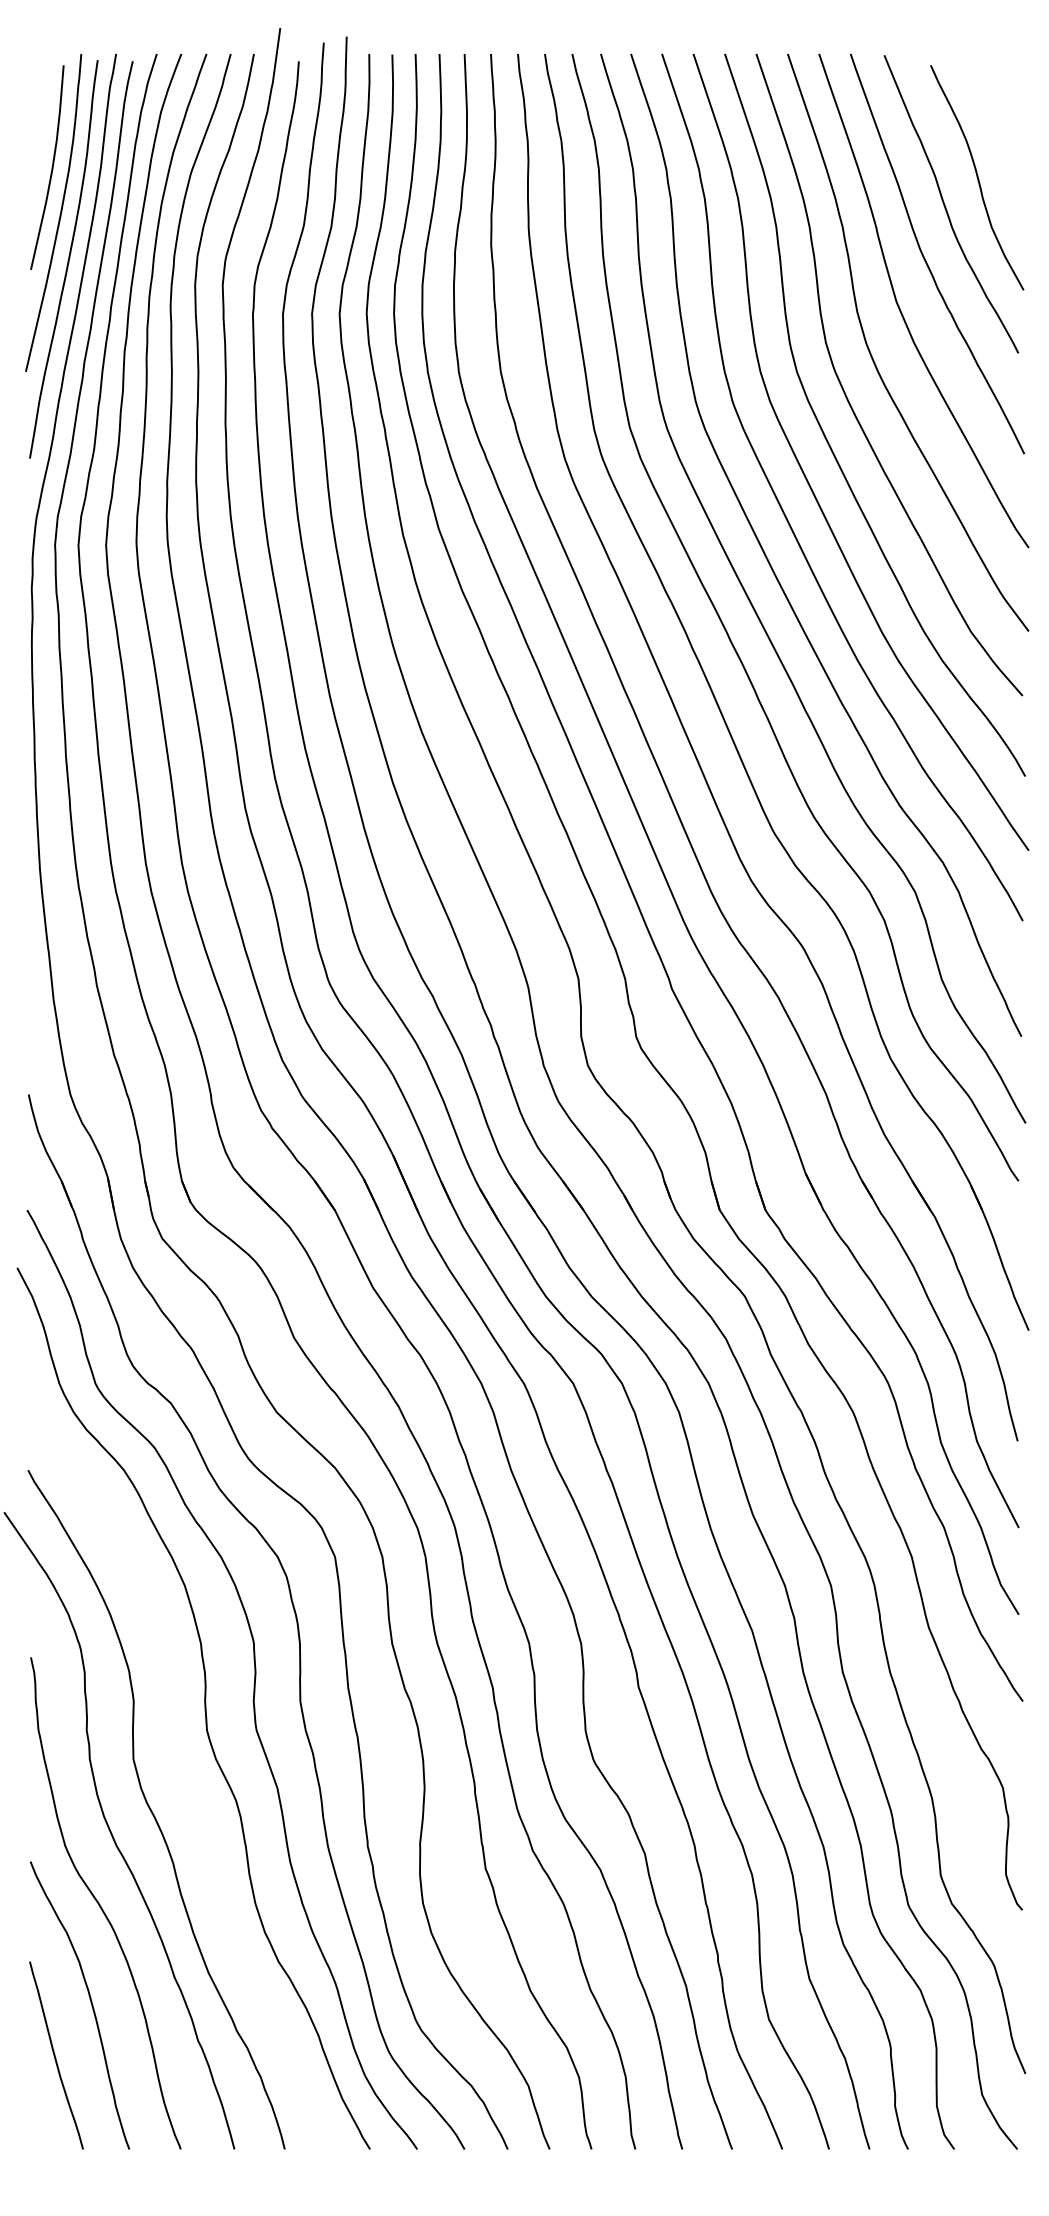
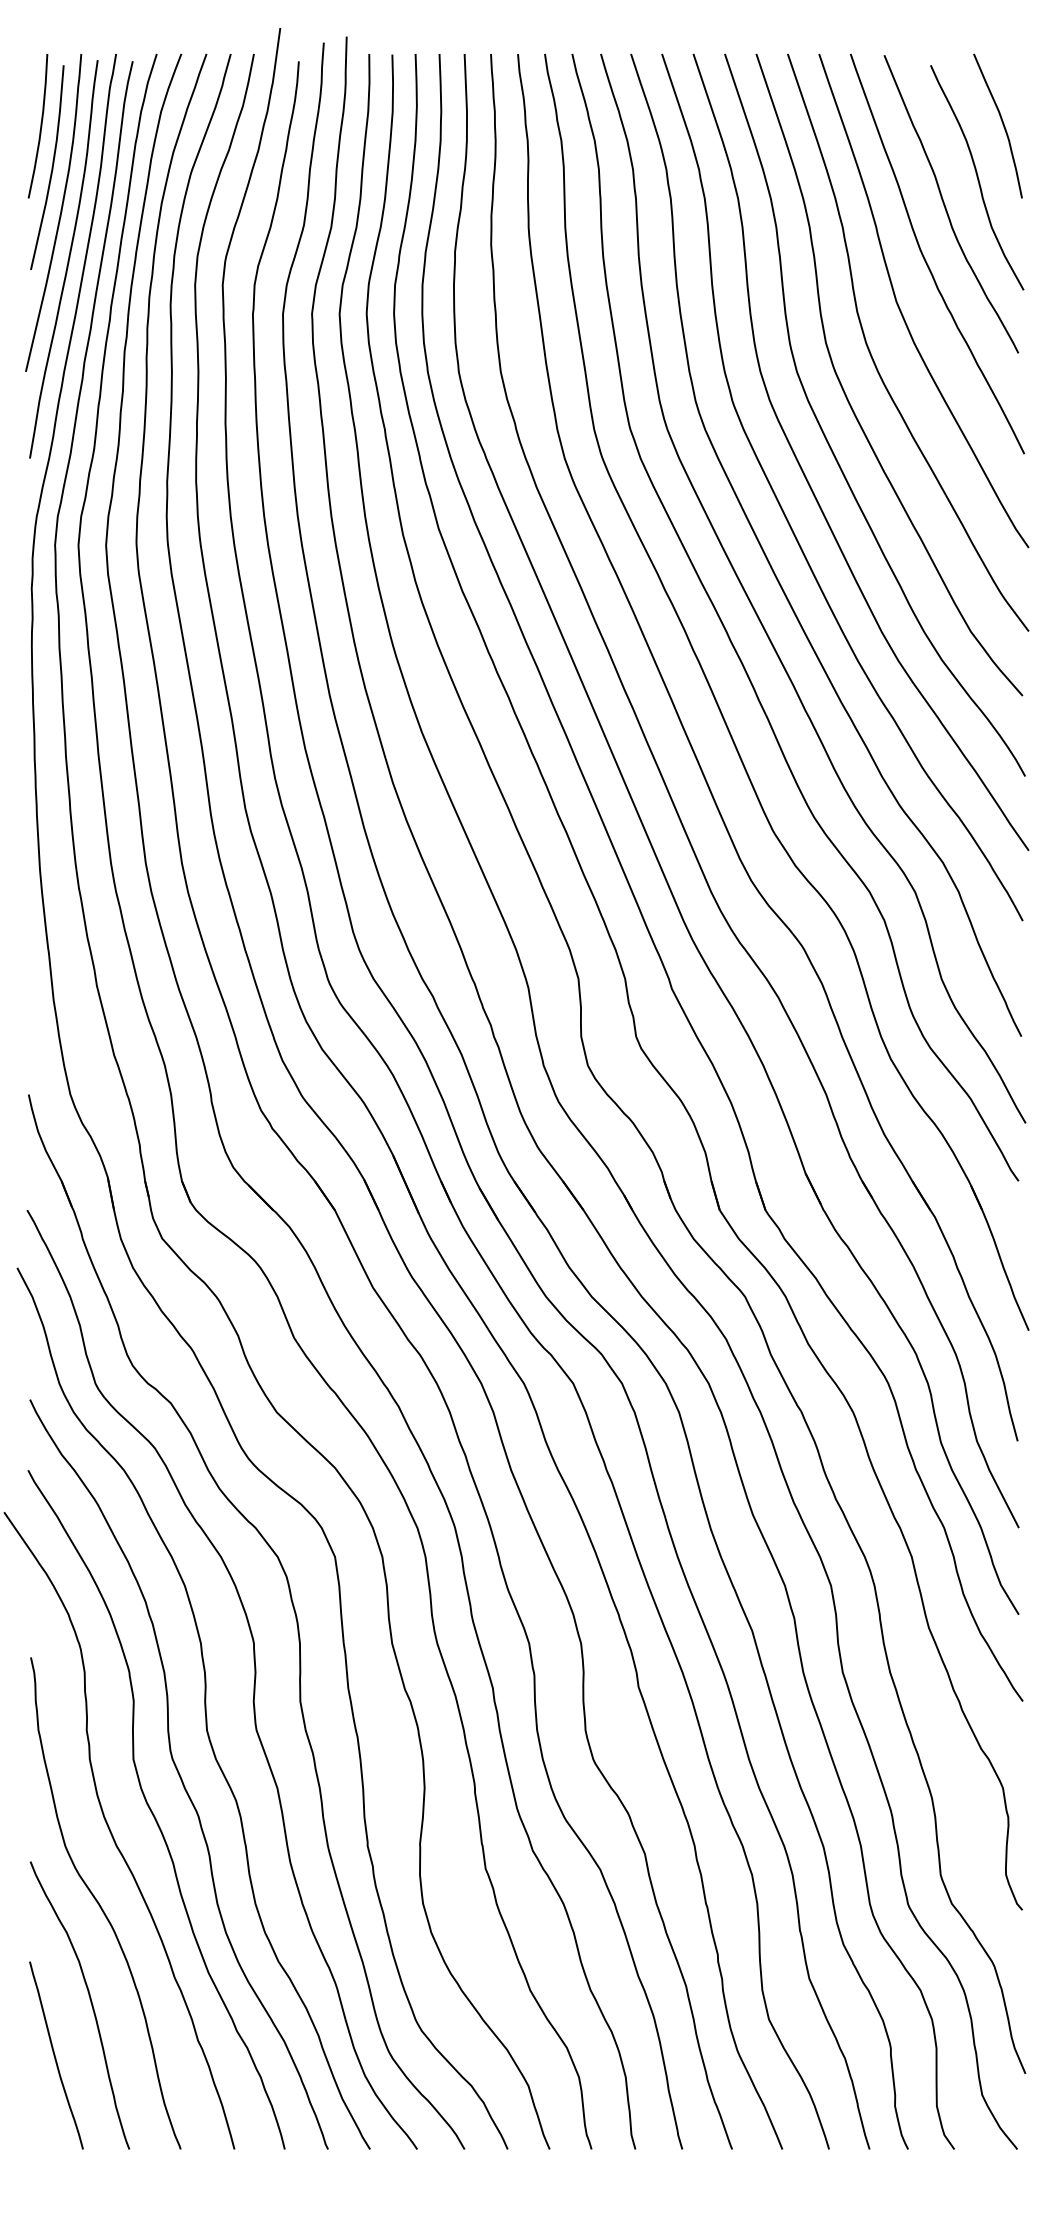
curve: none -> present (1001, 122)
curve: none -> present (40, 126)
curve: none -> present (178, 1774)
